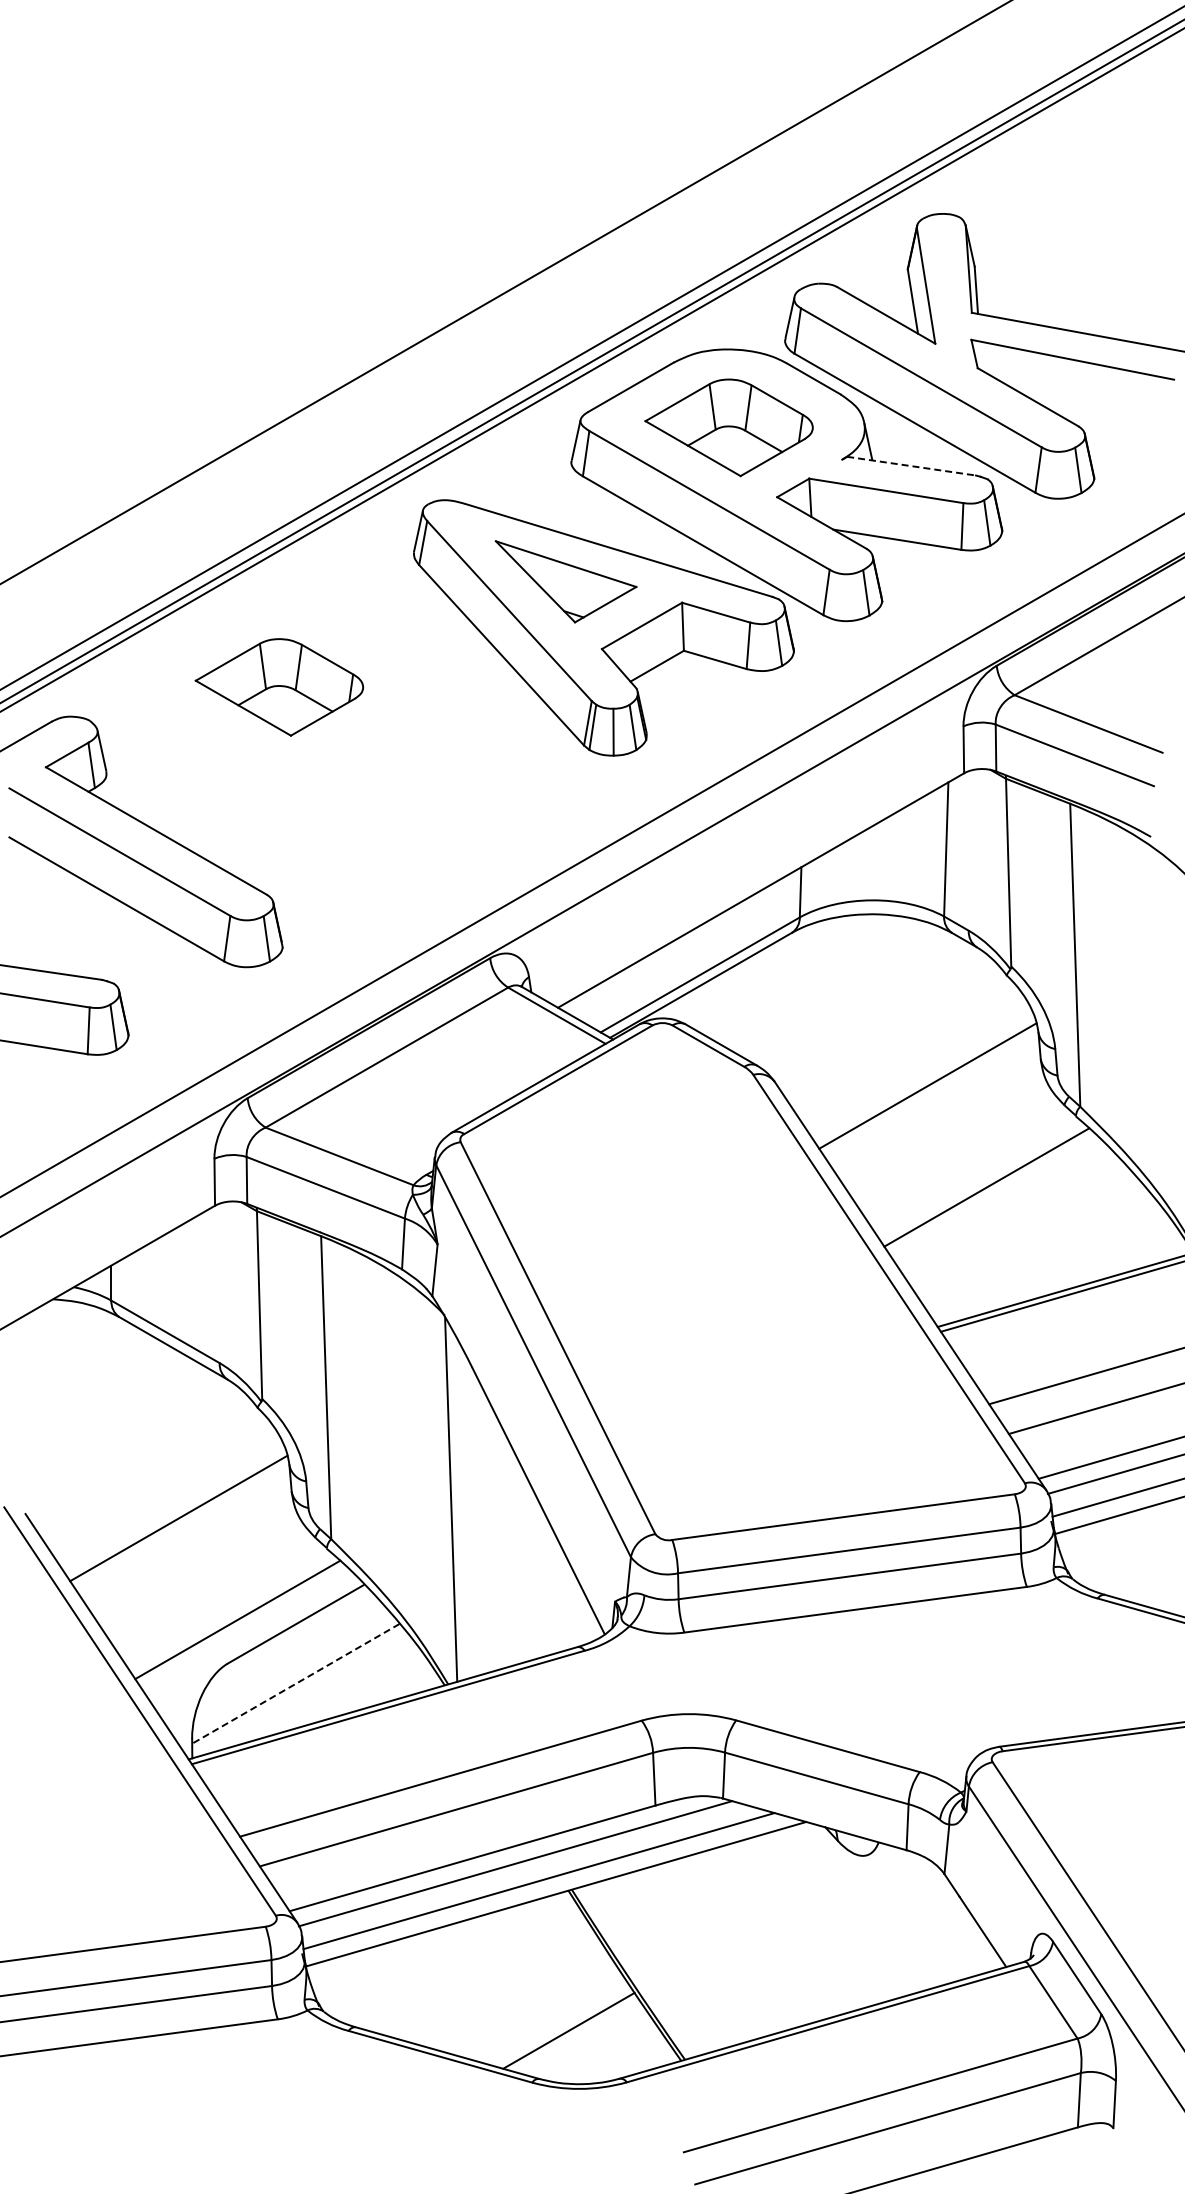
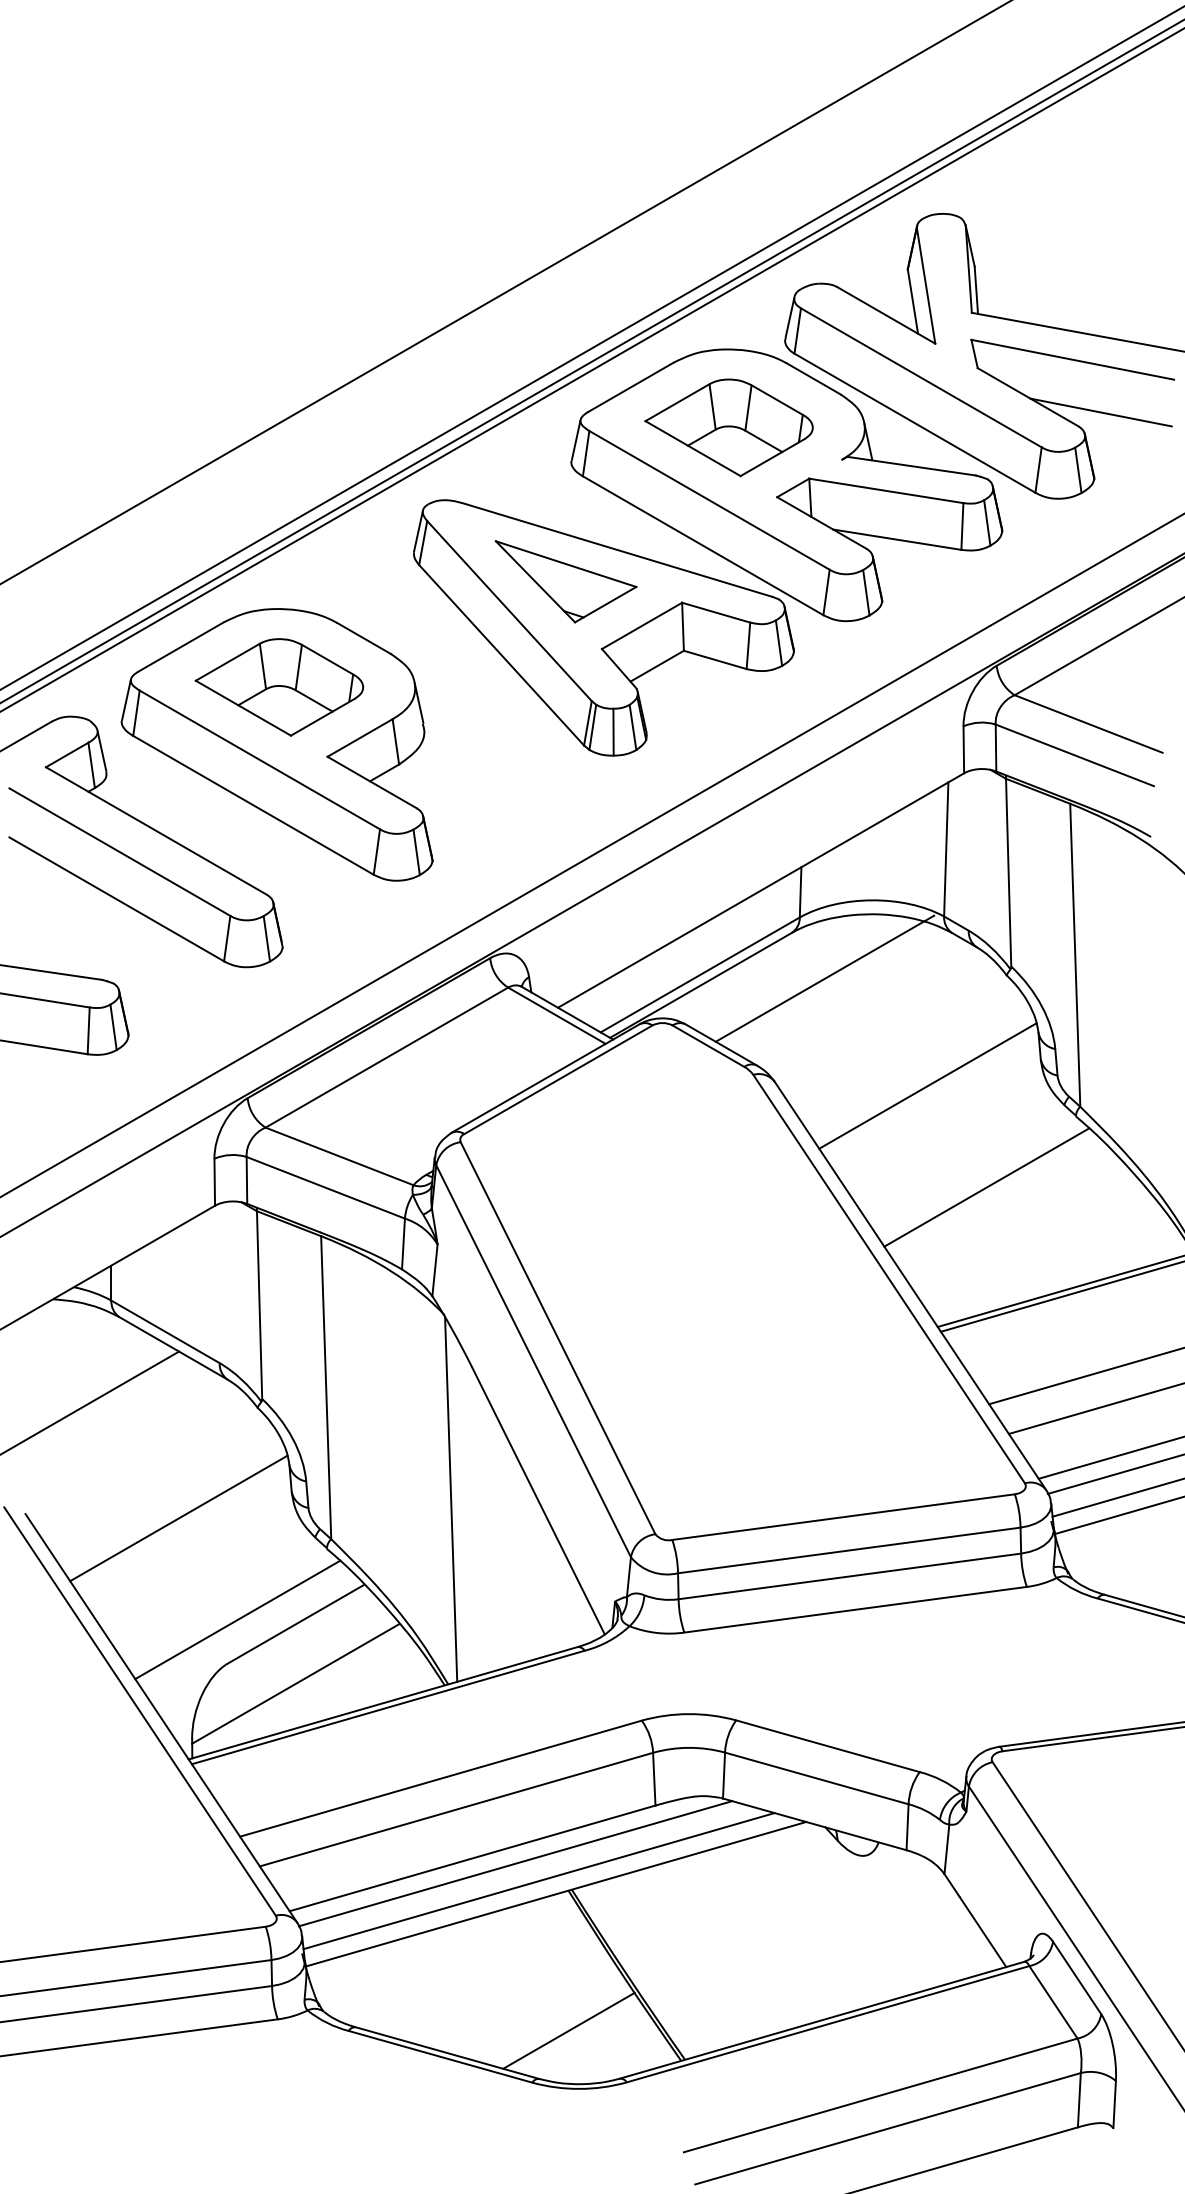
line: none -> present (1100, 412)
line: dashed -> solid (912, 466)
part: none -> present (276, 744)
line: none -> present (824, 978)
line: none -> present (90, 1402)
line: dashed -> solid (295, 1683)
